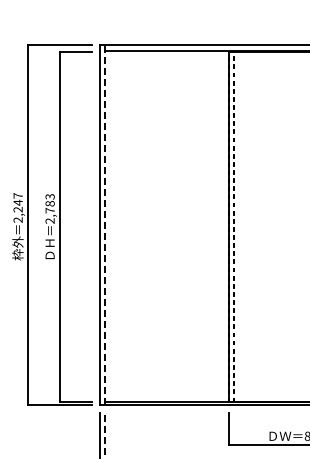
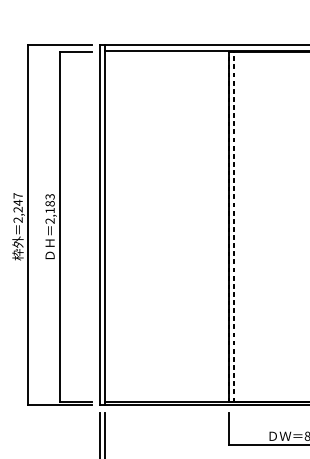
text: 2,783 -> 2,183 (49, 210)
line: dashed -> solid (104, 225)
line: dashed -> solid (104, 435)
